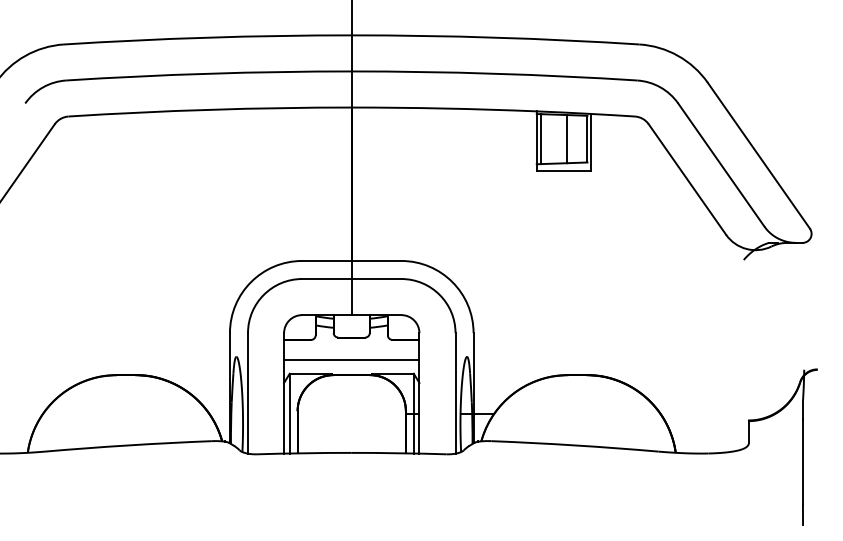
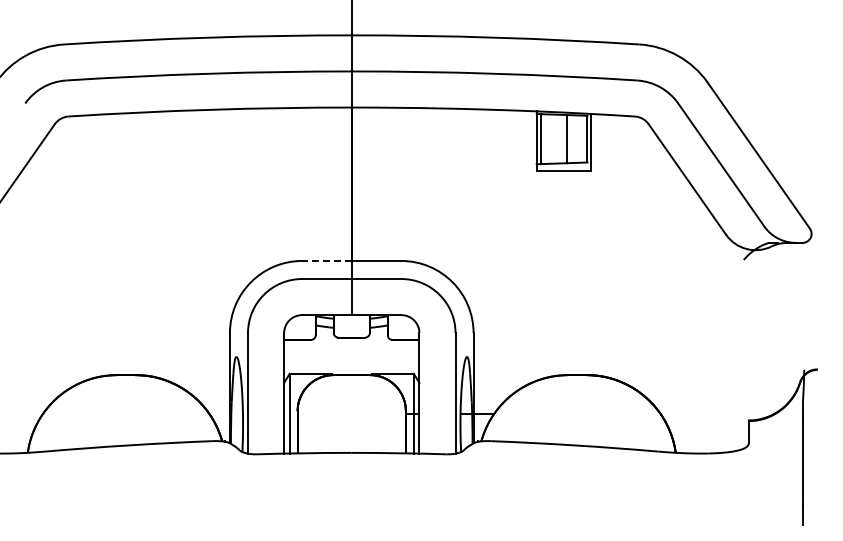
line: solid -> dashed (326, 260)
line: present -> none (351, 360)
